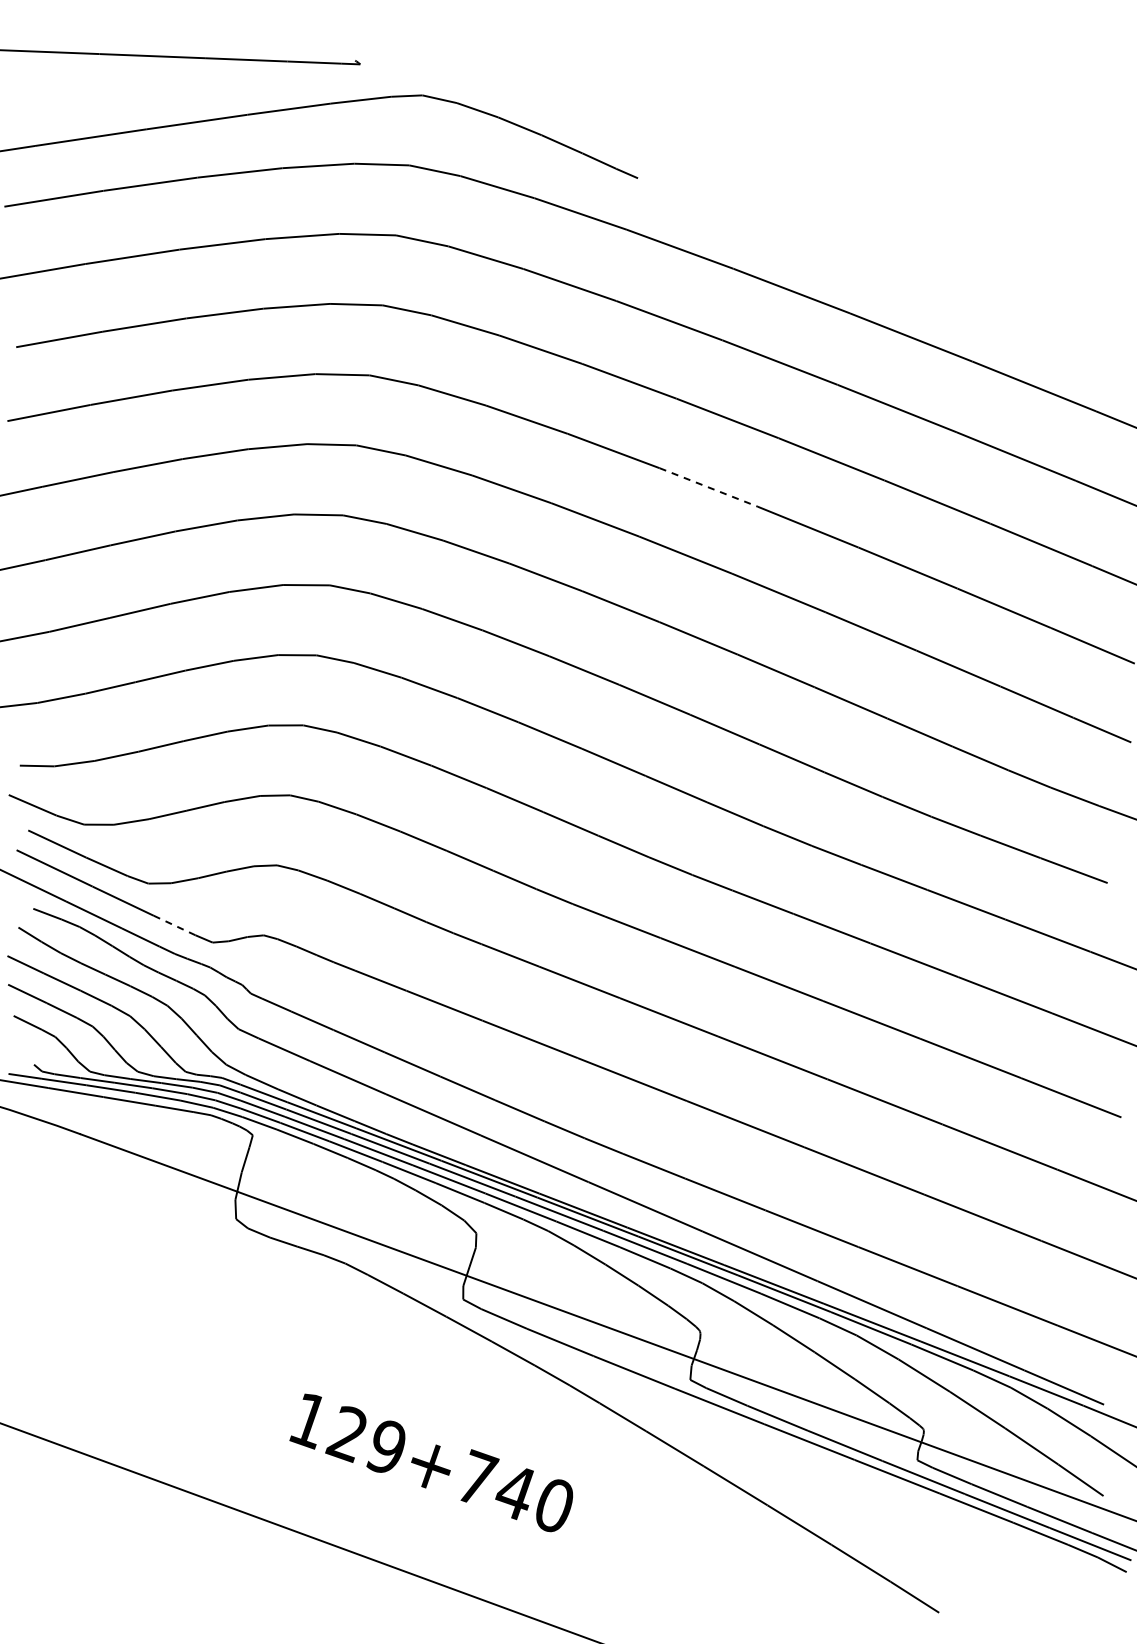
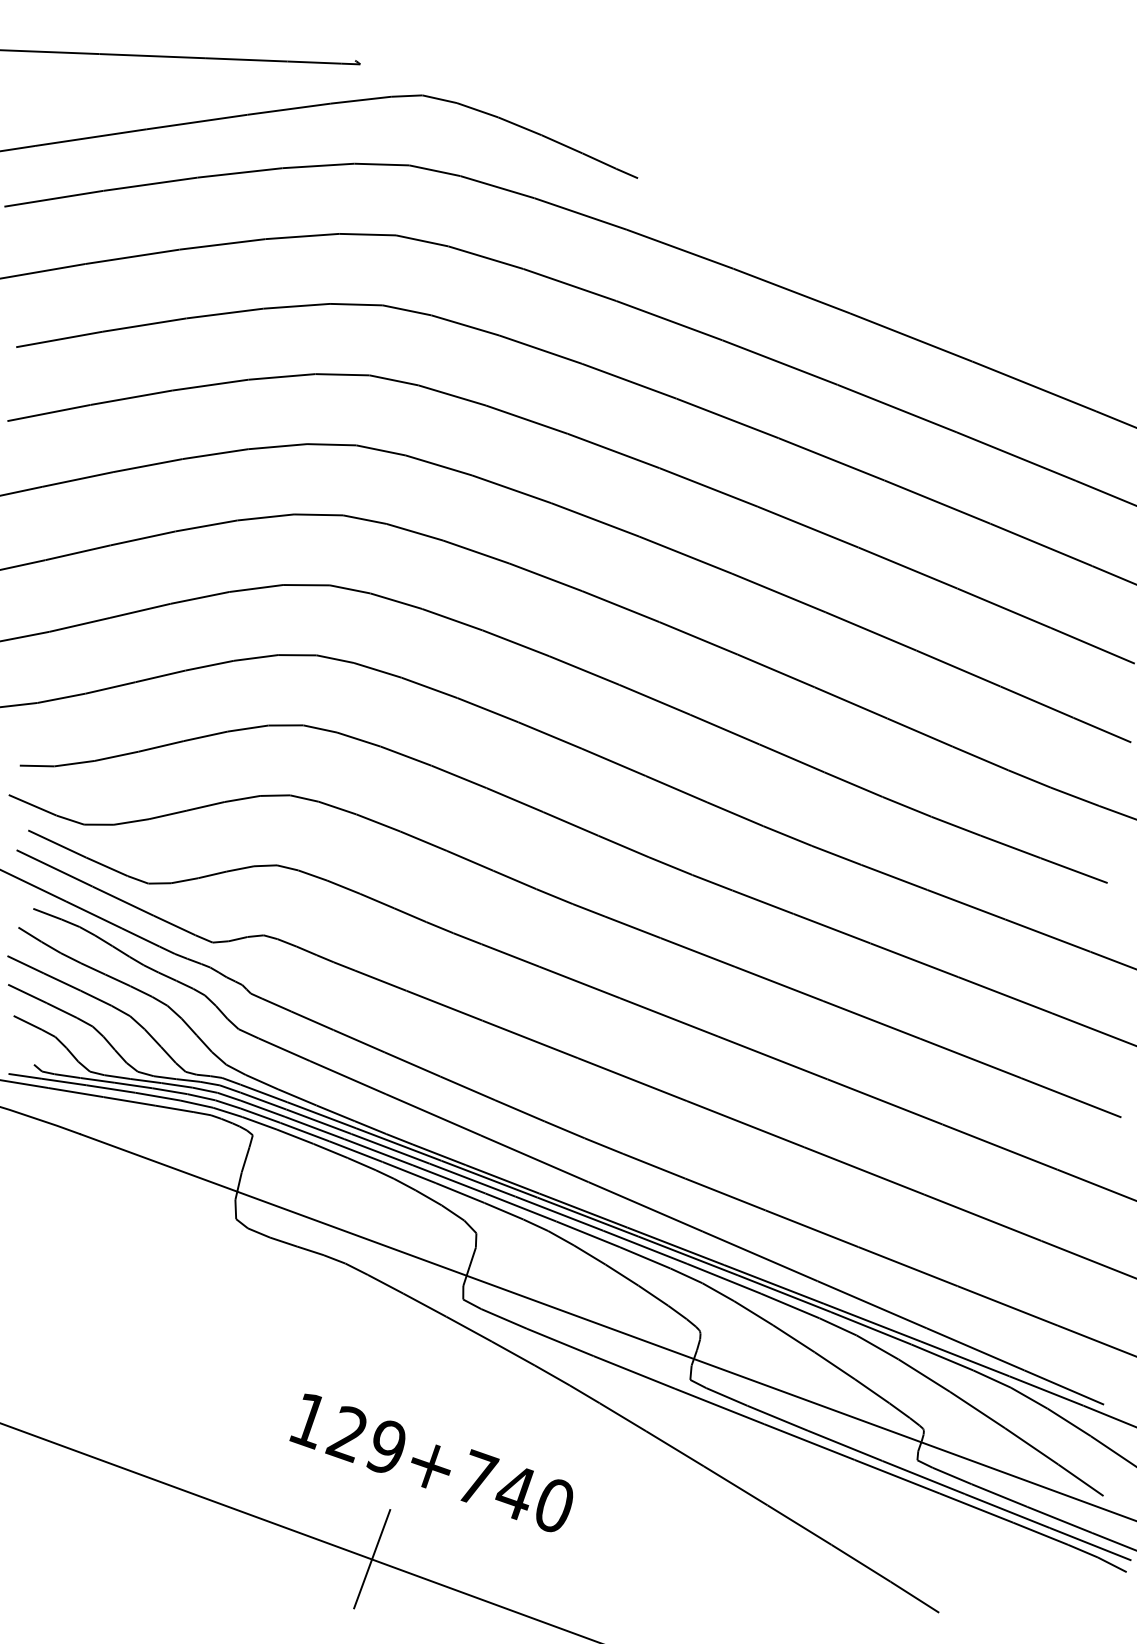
line: dashed -> solid (708, 487)
line: dashed -> solid (174, 925)
line: none -> present (372, 1559)
